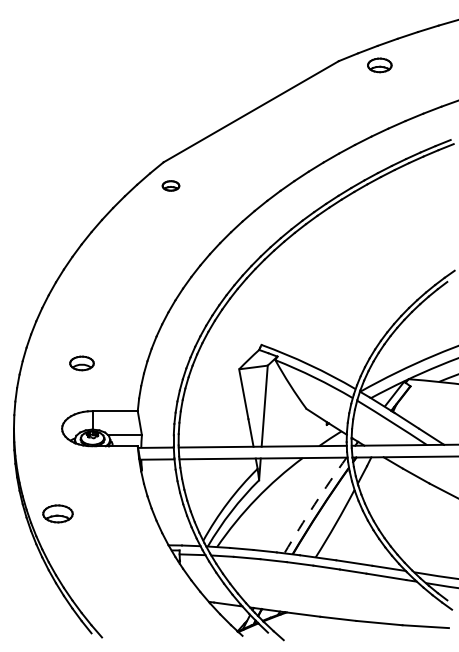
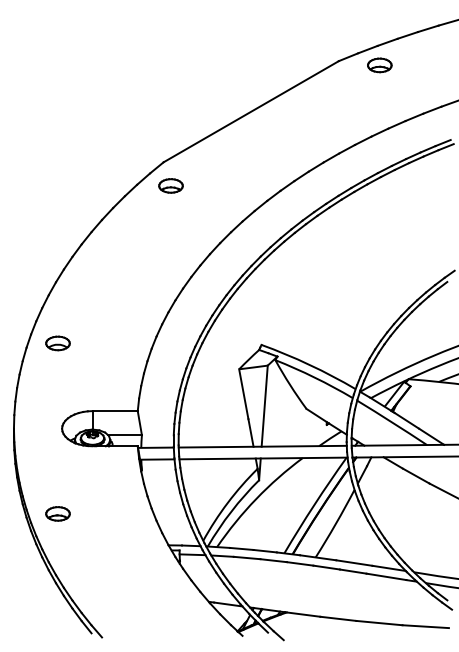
part size: 20x12 px -> 26x16 px (170, 185)
part position: (81, 363) -> (57, 343) (57, 343)
arc: dashed -> solid (314, 504)
part size: 32x20 px -> 26x16 px (57, 513)
